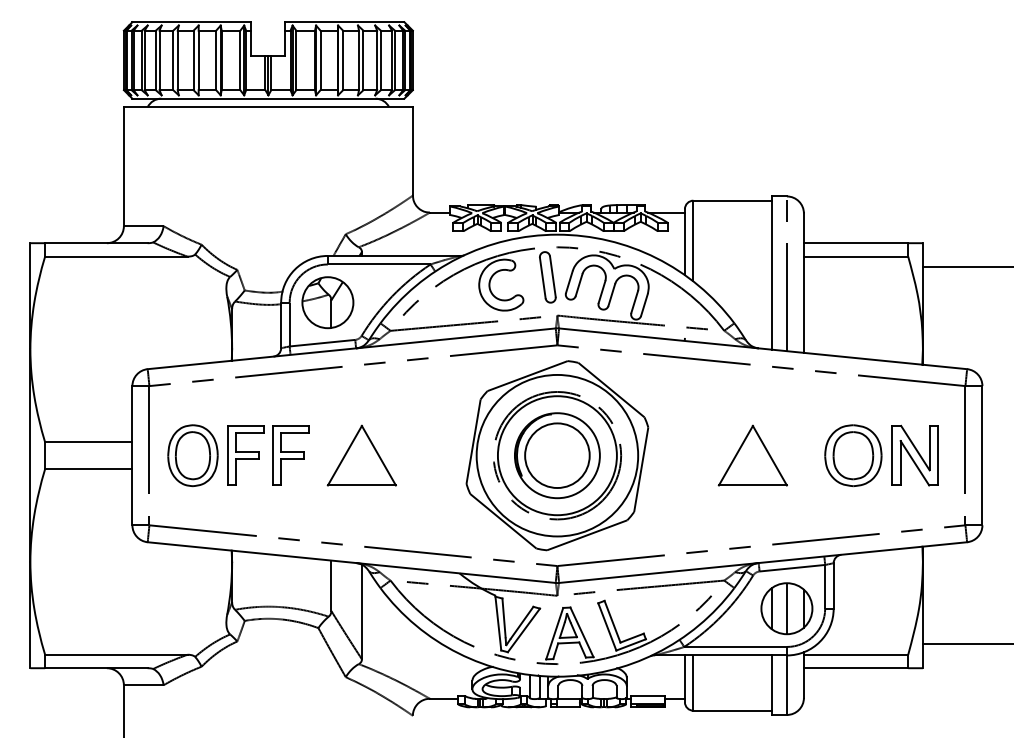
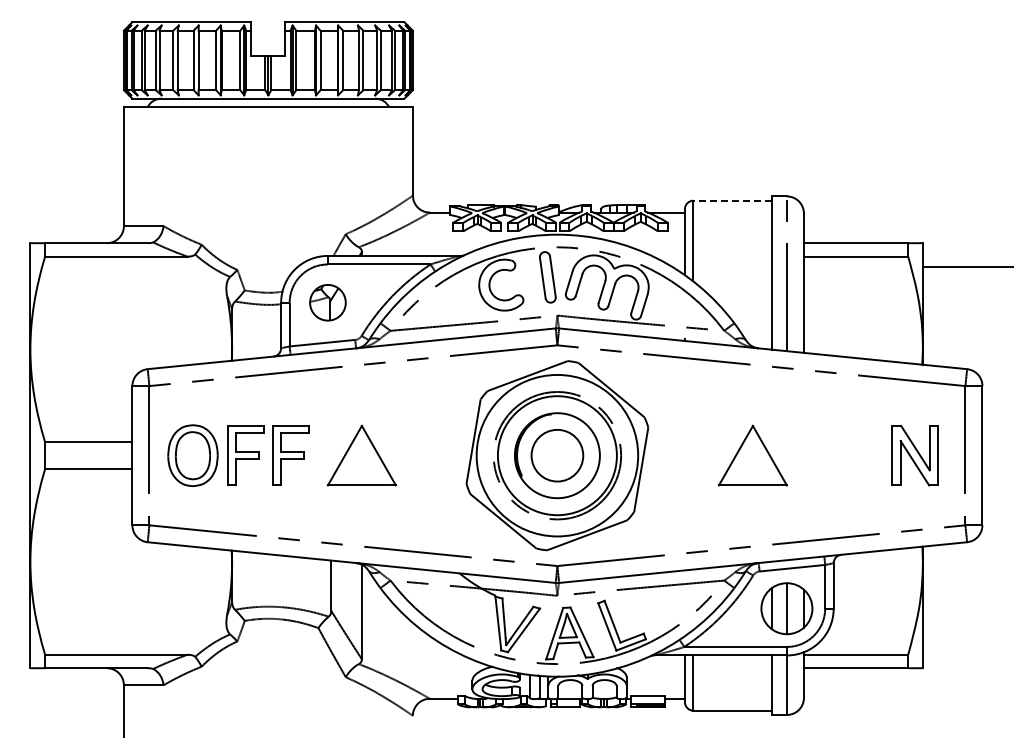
line: solid -> dashed (732, 200)
part size: 54x54 px -> 38x38 px (327, 302)
circle diameter: 65 px -> 52 px (557, 455)
part: present -> none (853, 455)
line: present -> none (966, 644)
